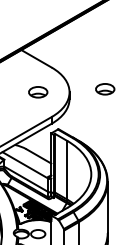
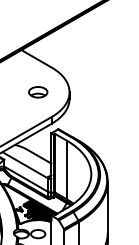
part: present -> none (105, 89)
